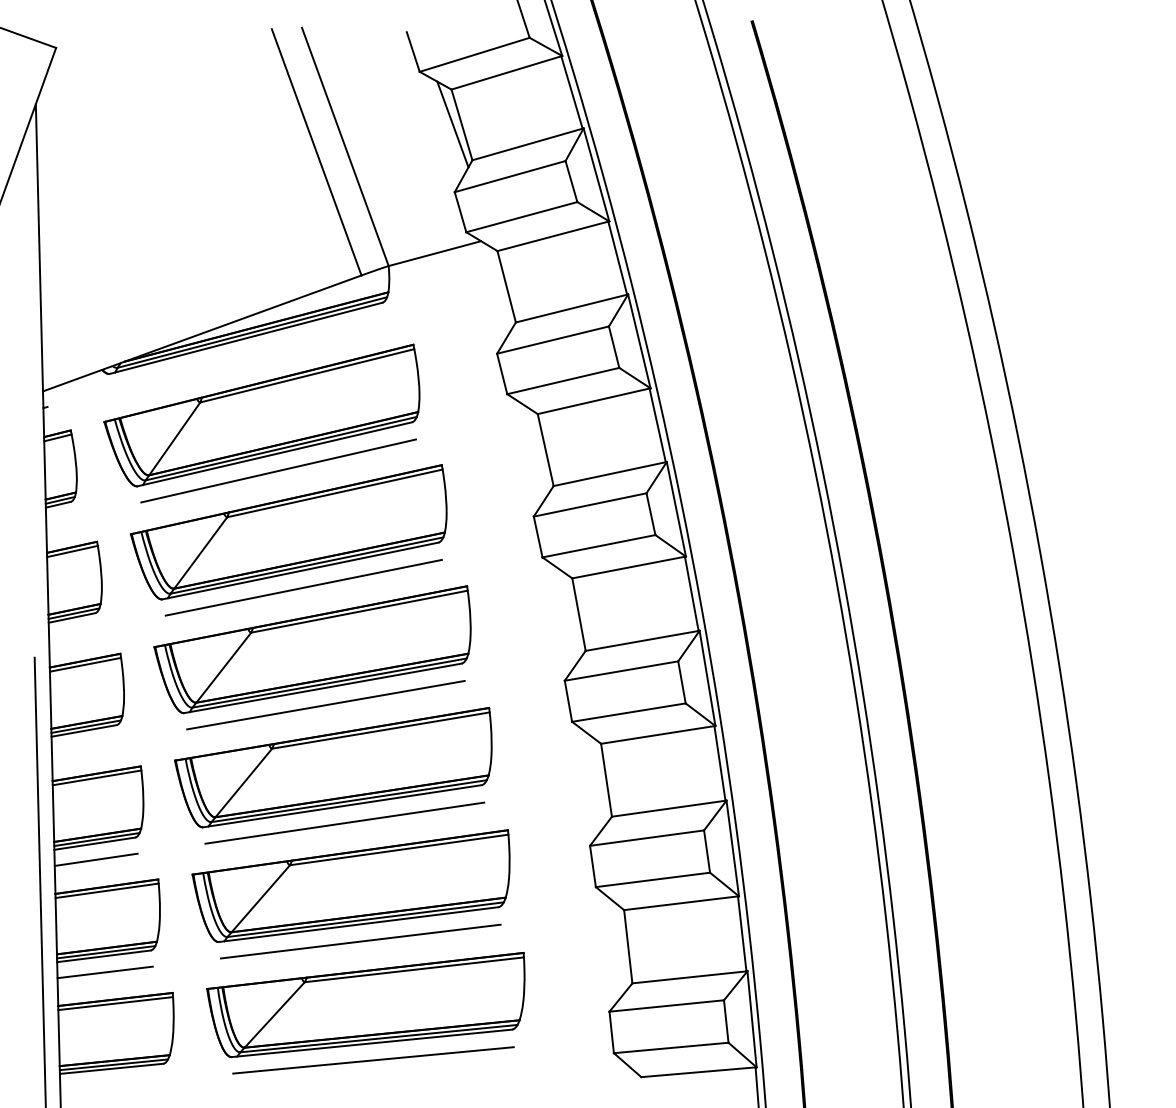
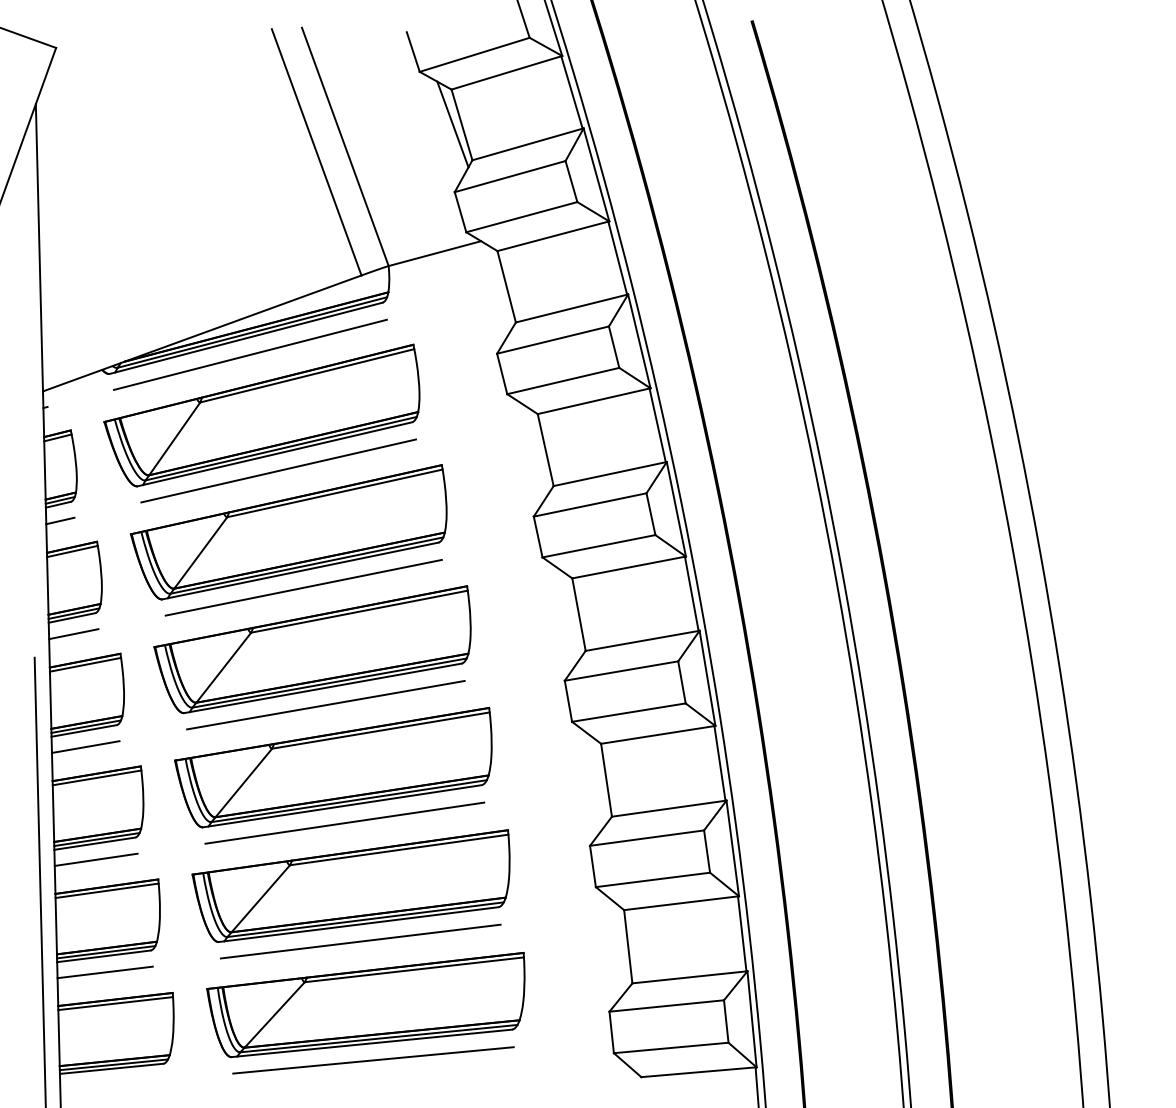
line: none -> present (250, 354)
line: none -> present (60, 520)
line: none -> present (73, 634)
line: none -> present (85, 746)
